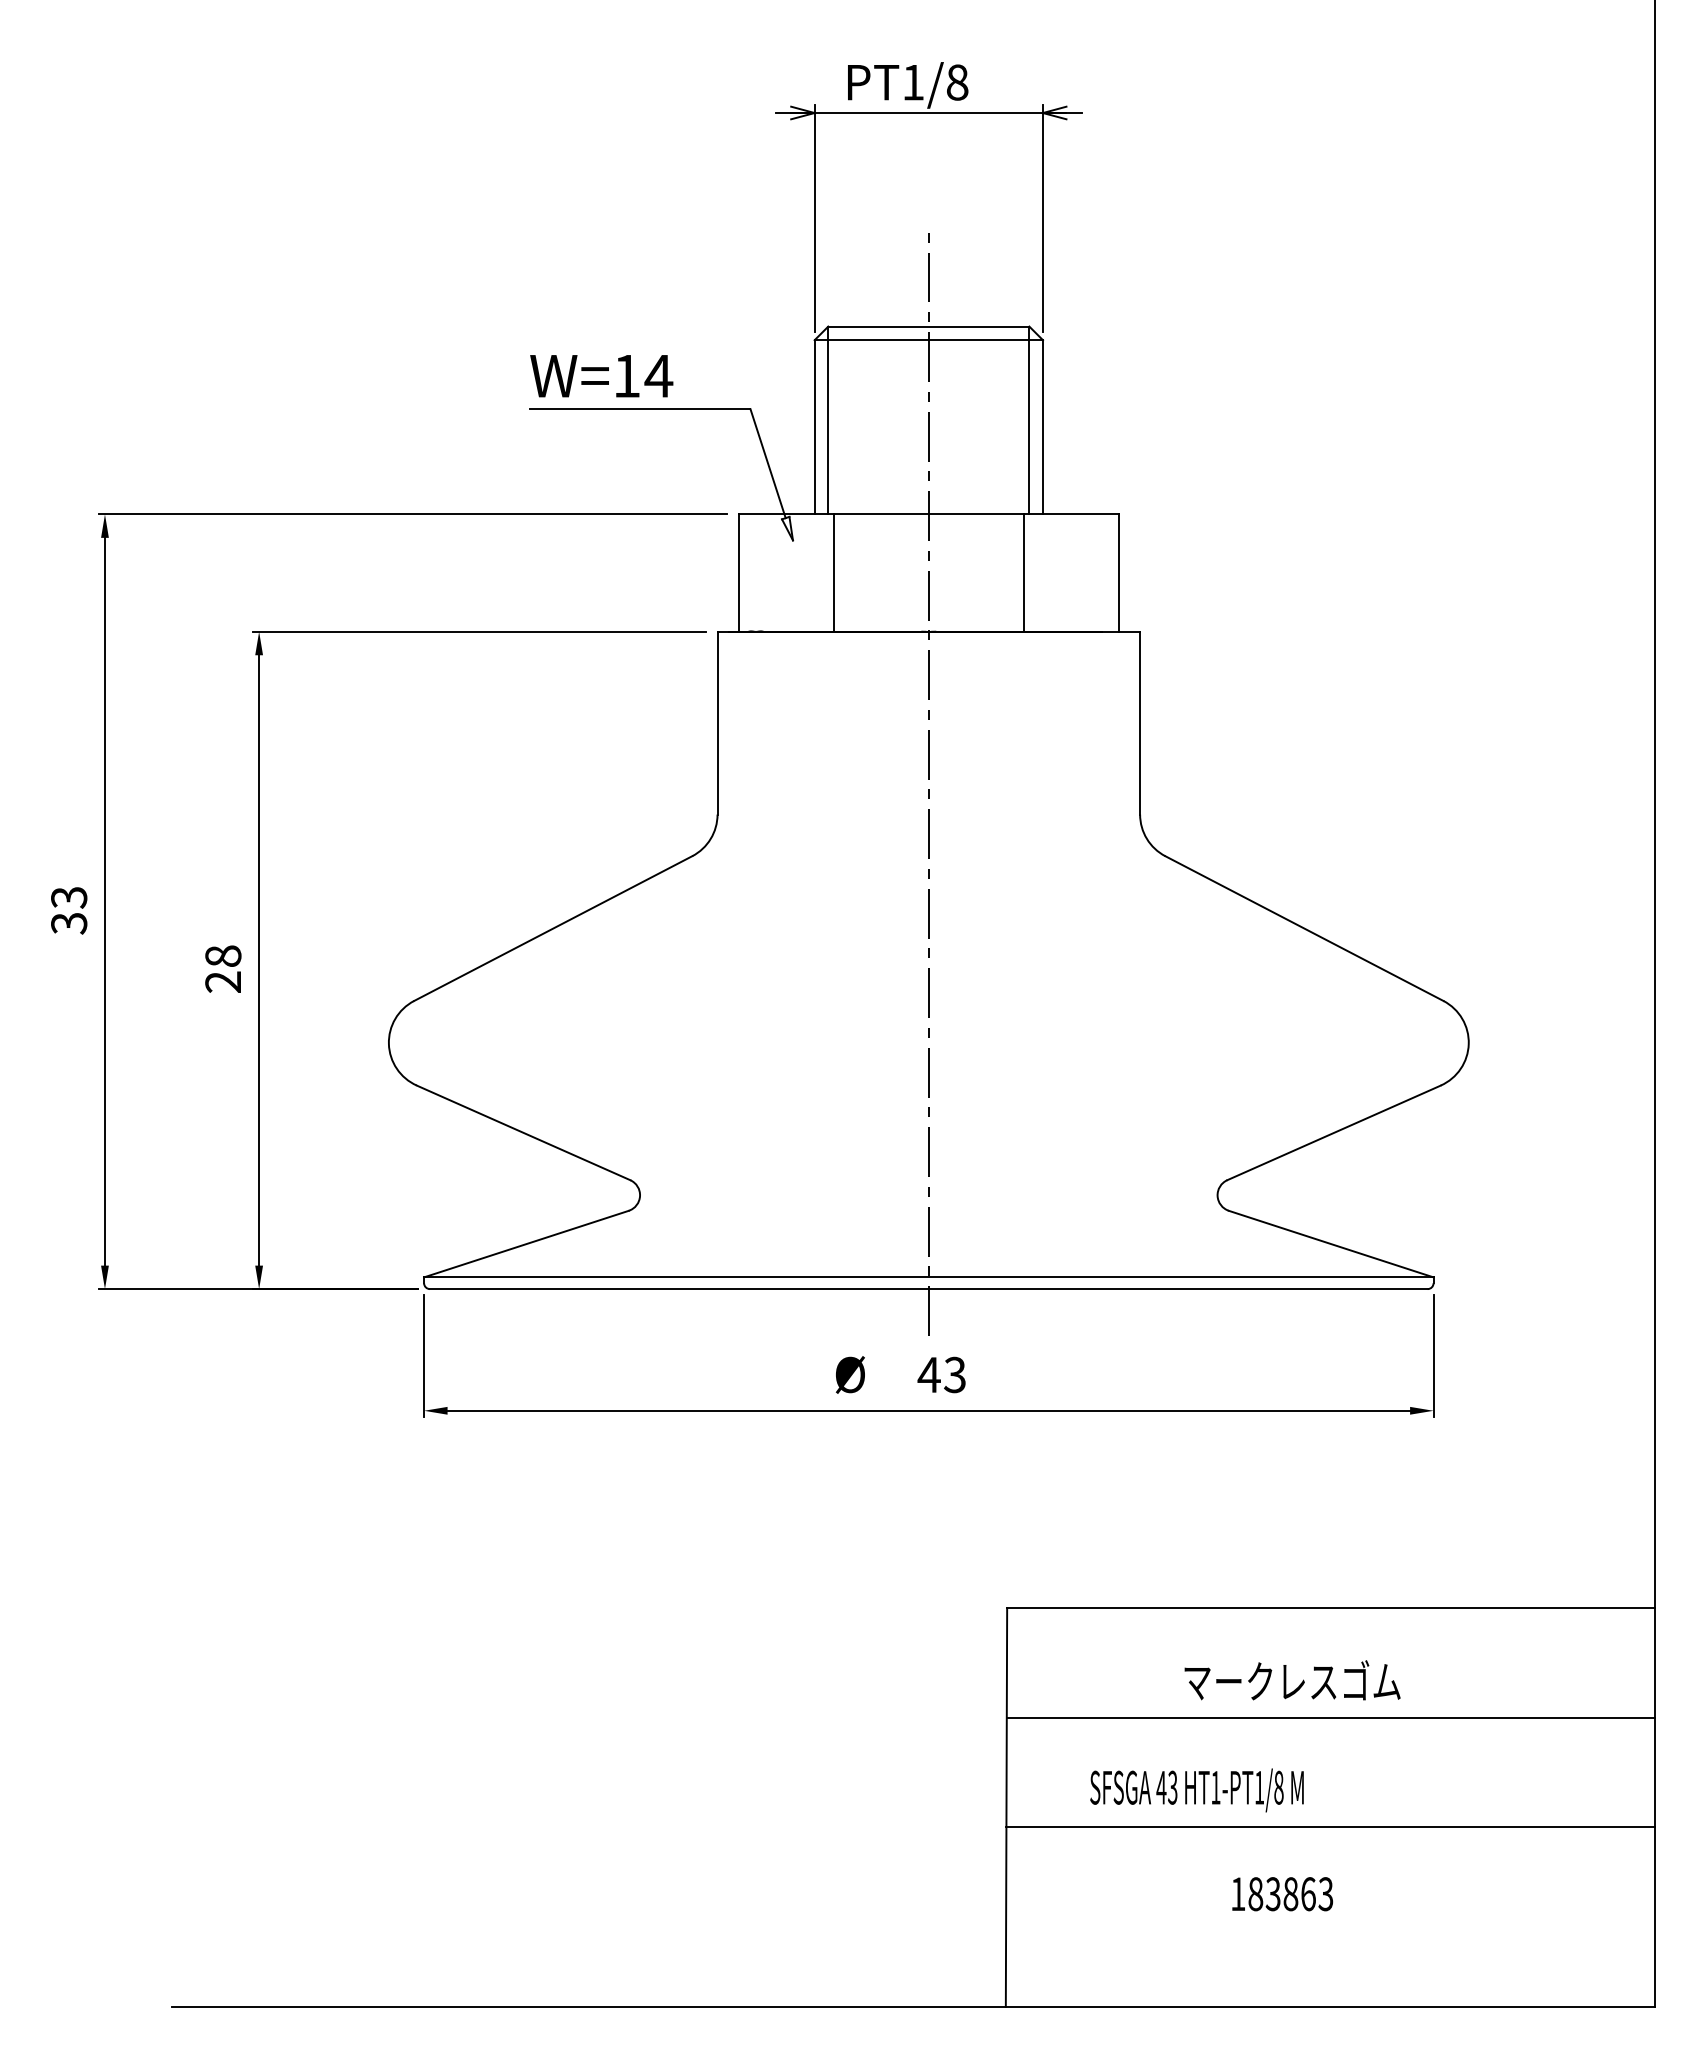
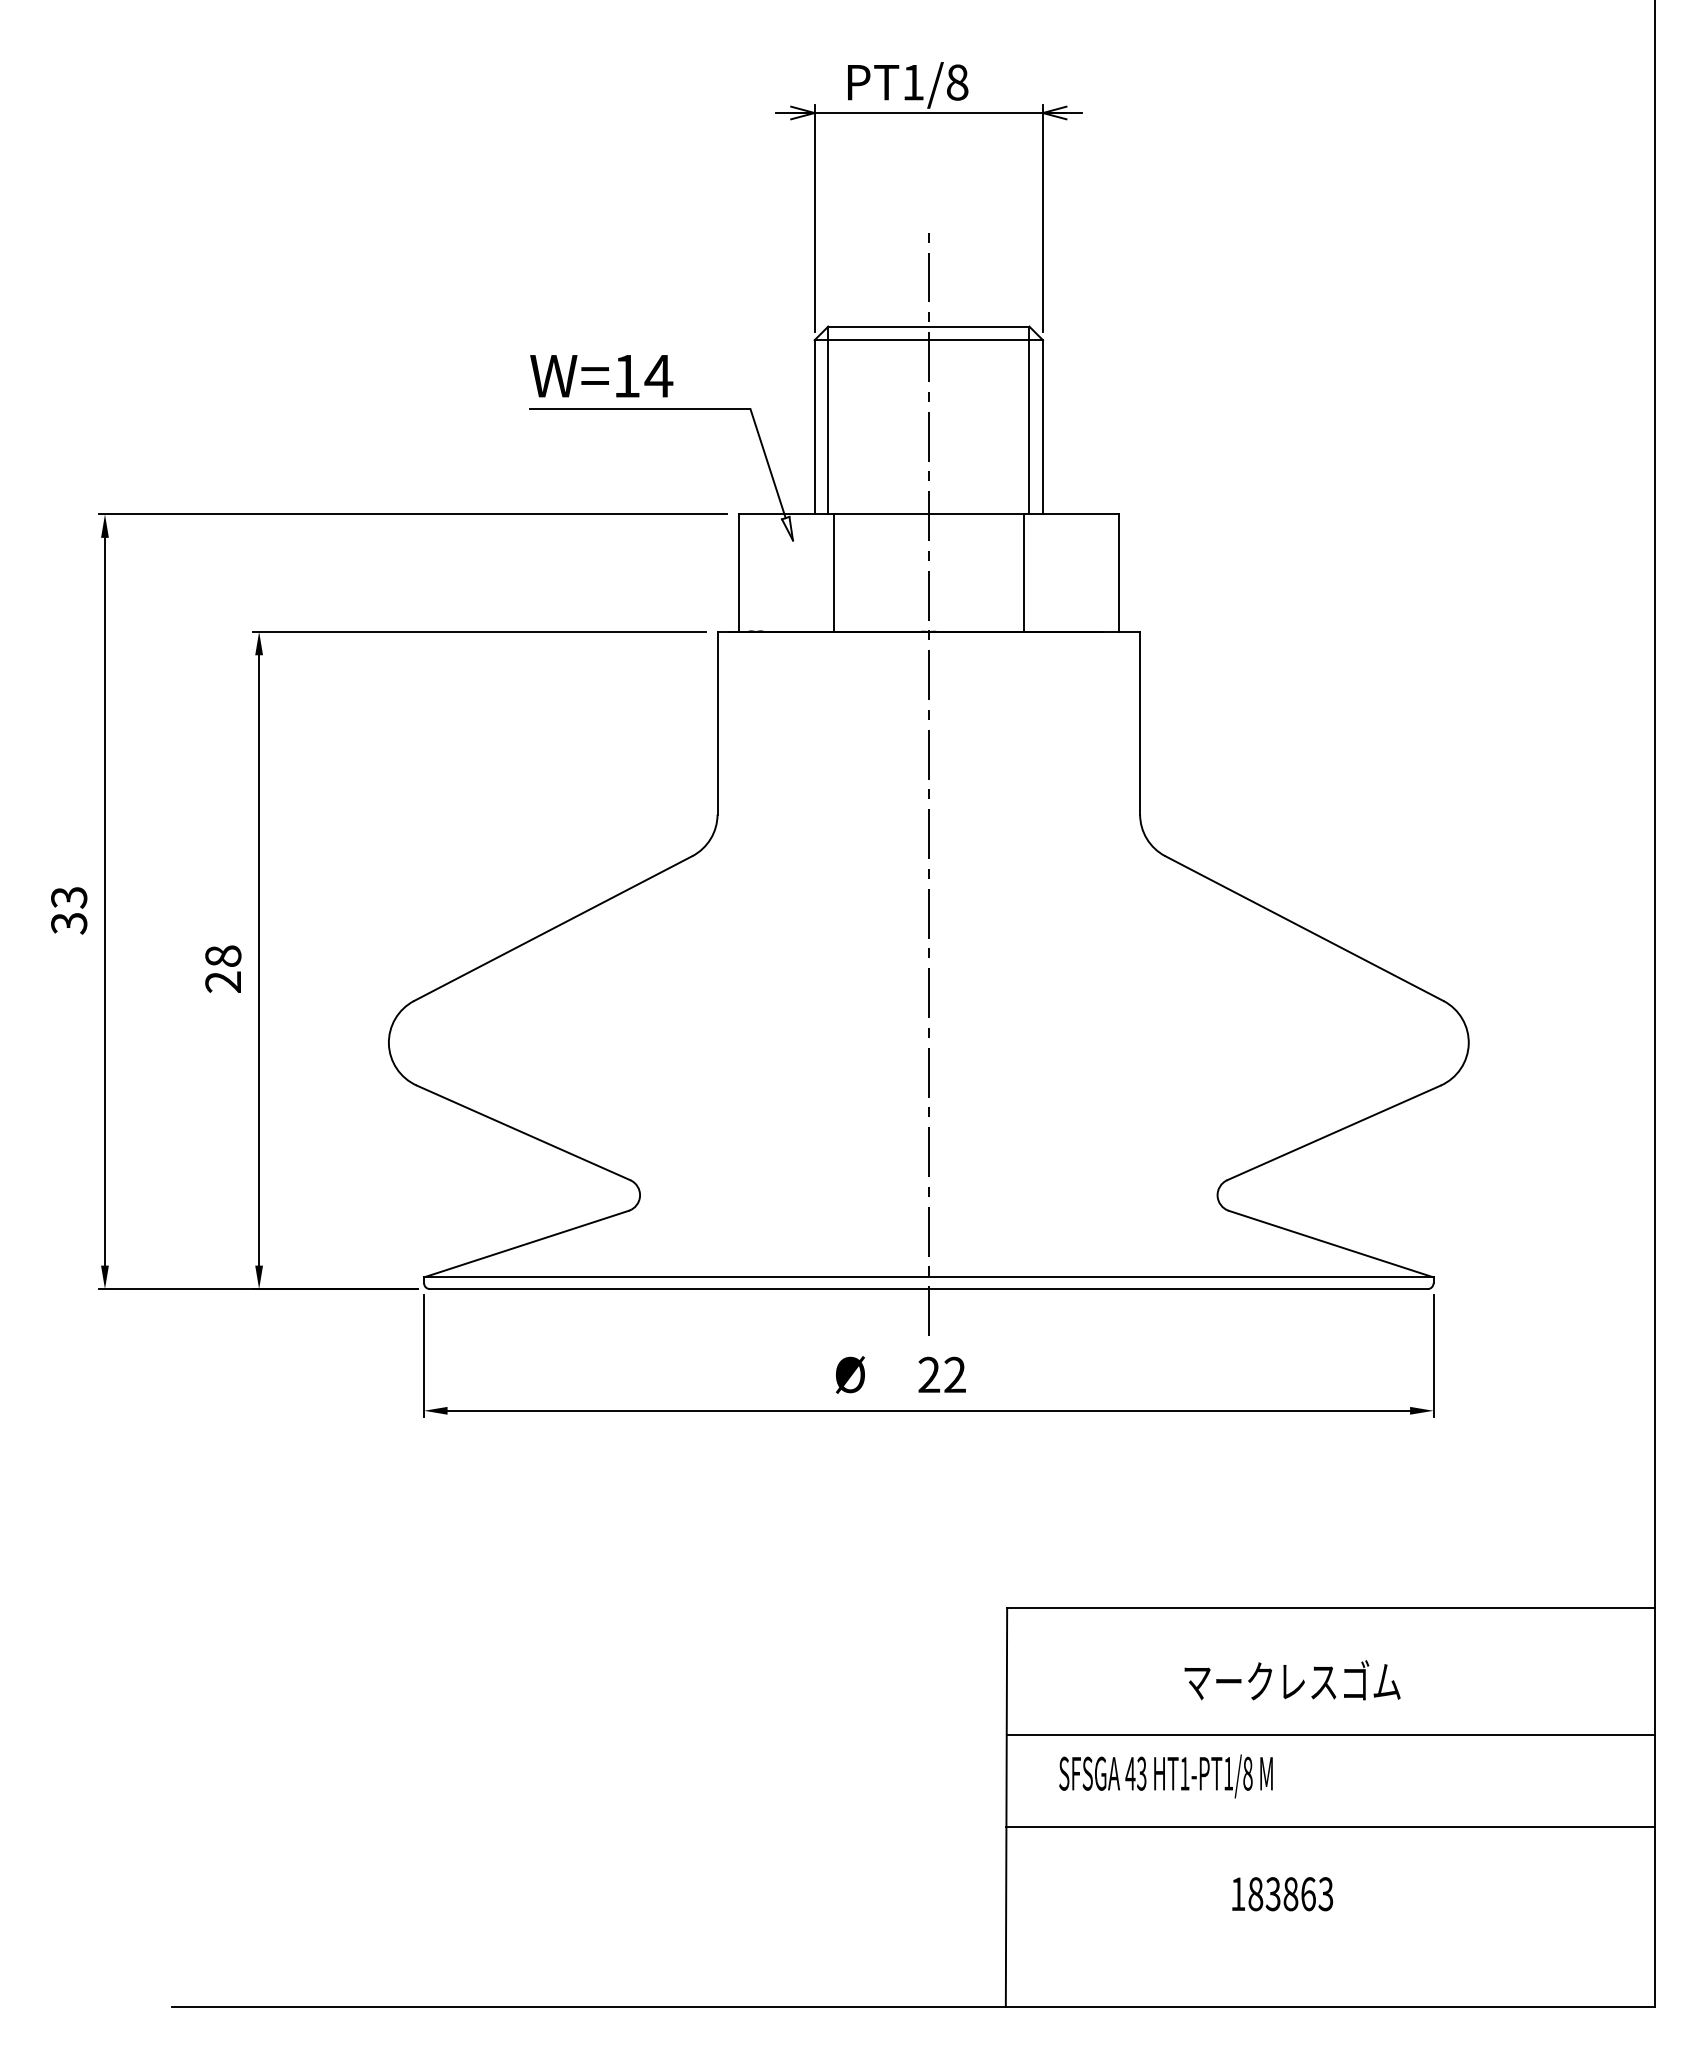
text: 43 -> 22 (941, 1374)
line position: (1330, 1717) -> (1330, 1734) (1330, 1734)
text position: (1196, 1790) -> (1165, 1776) (1165, 1776)
